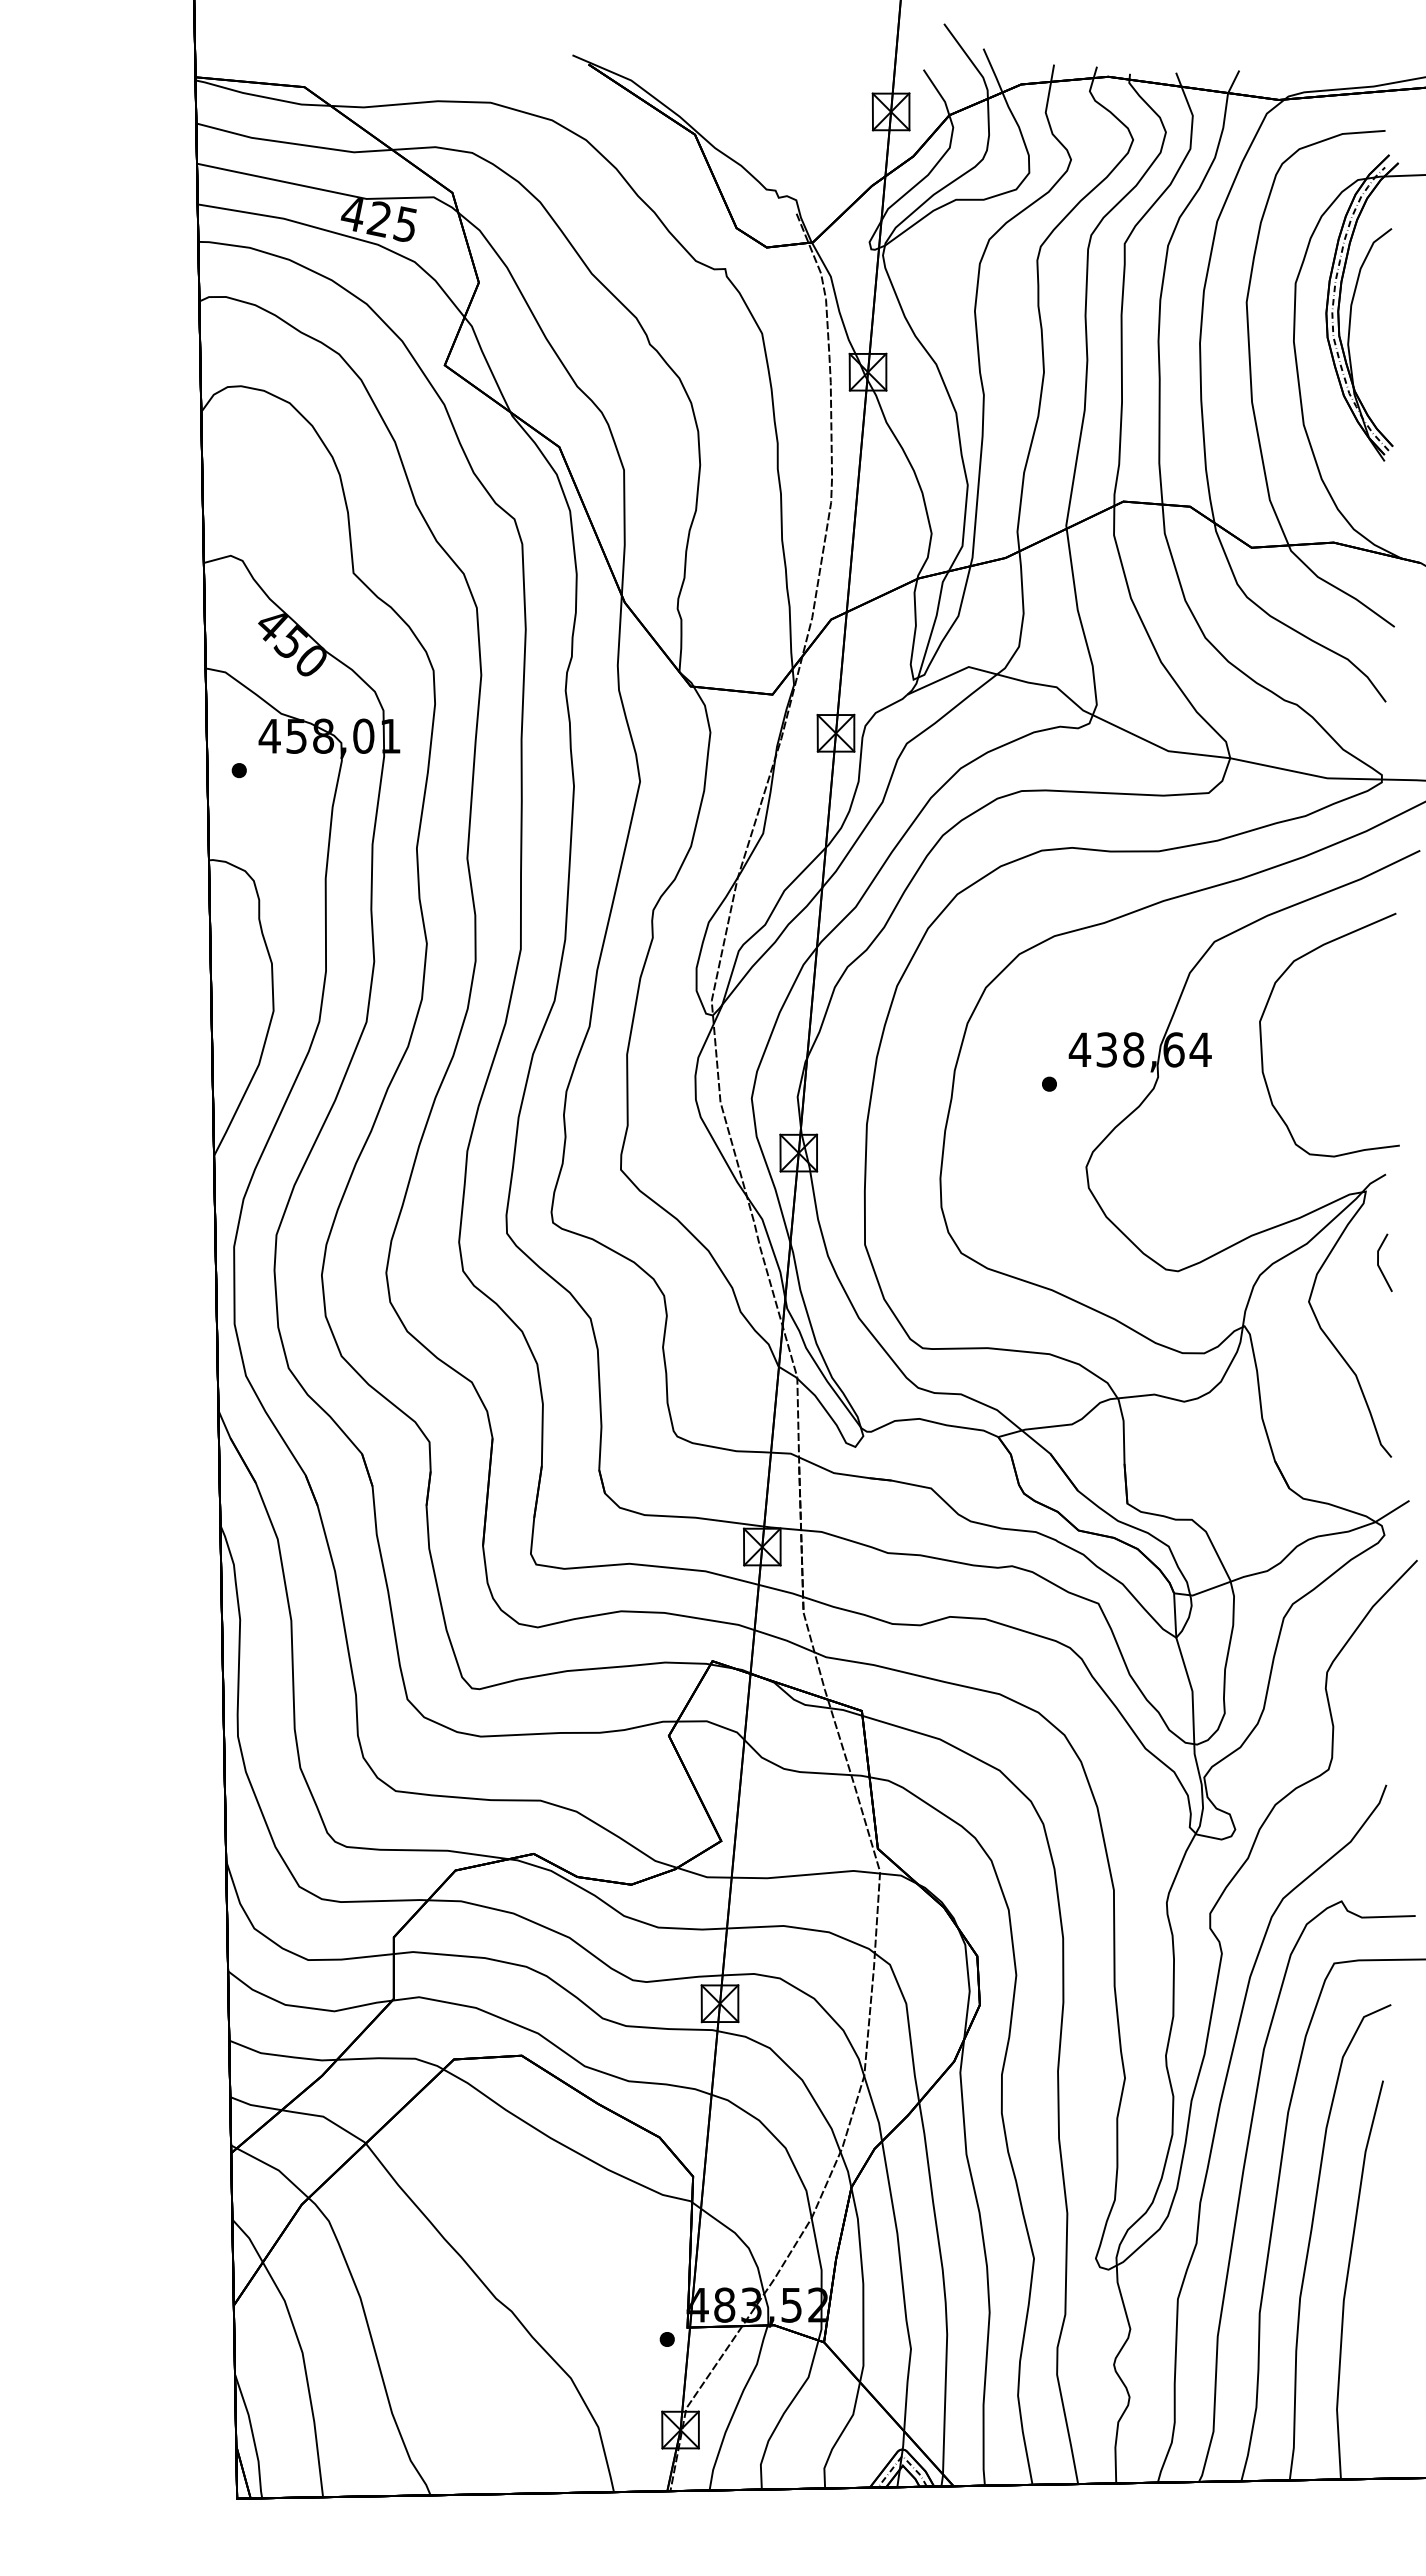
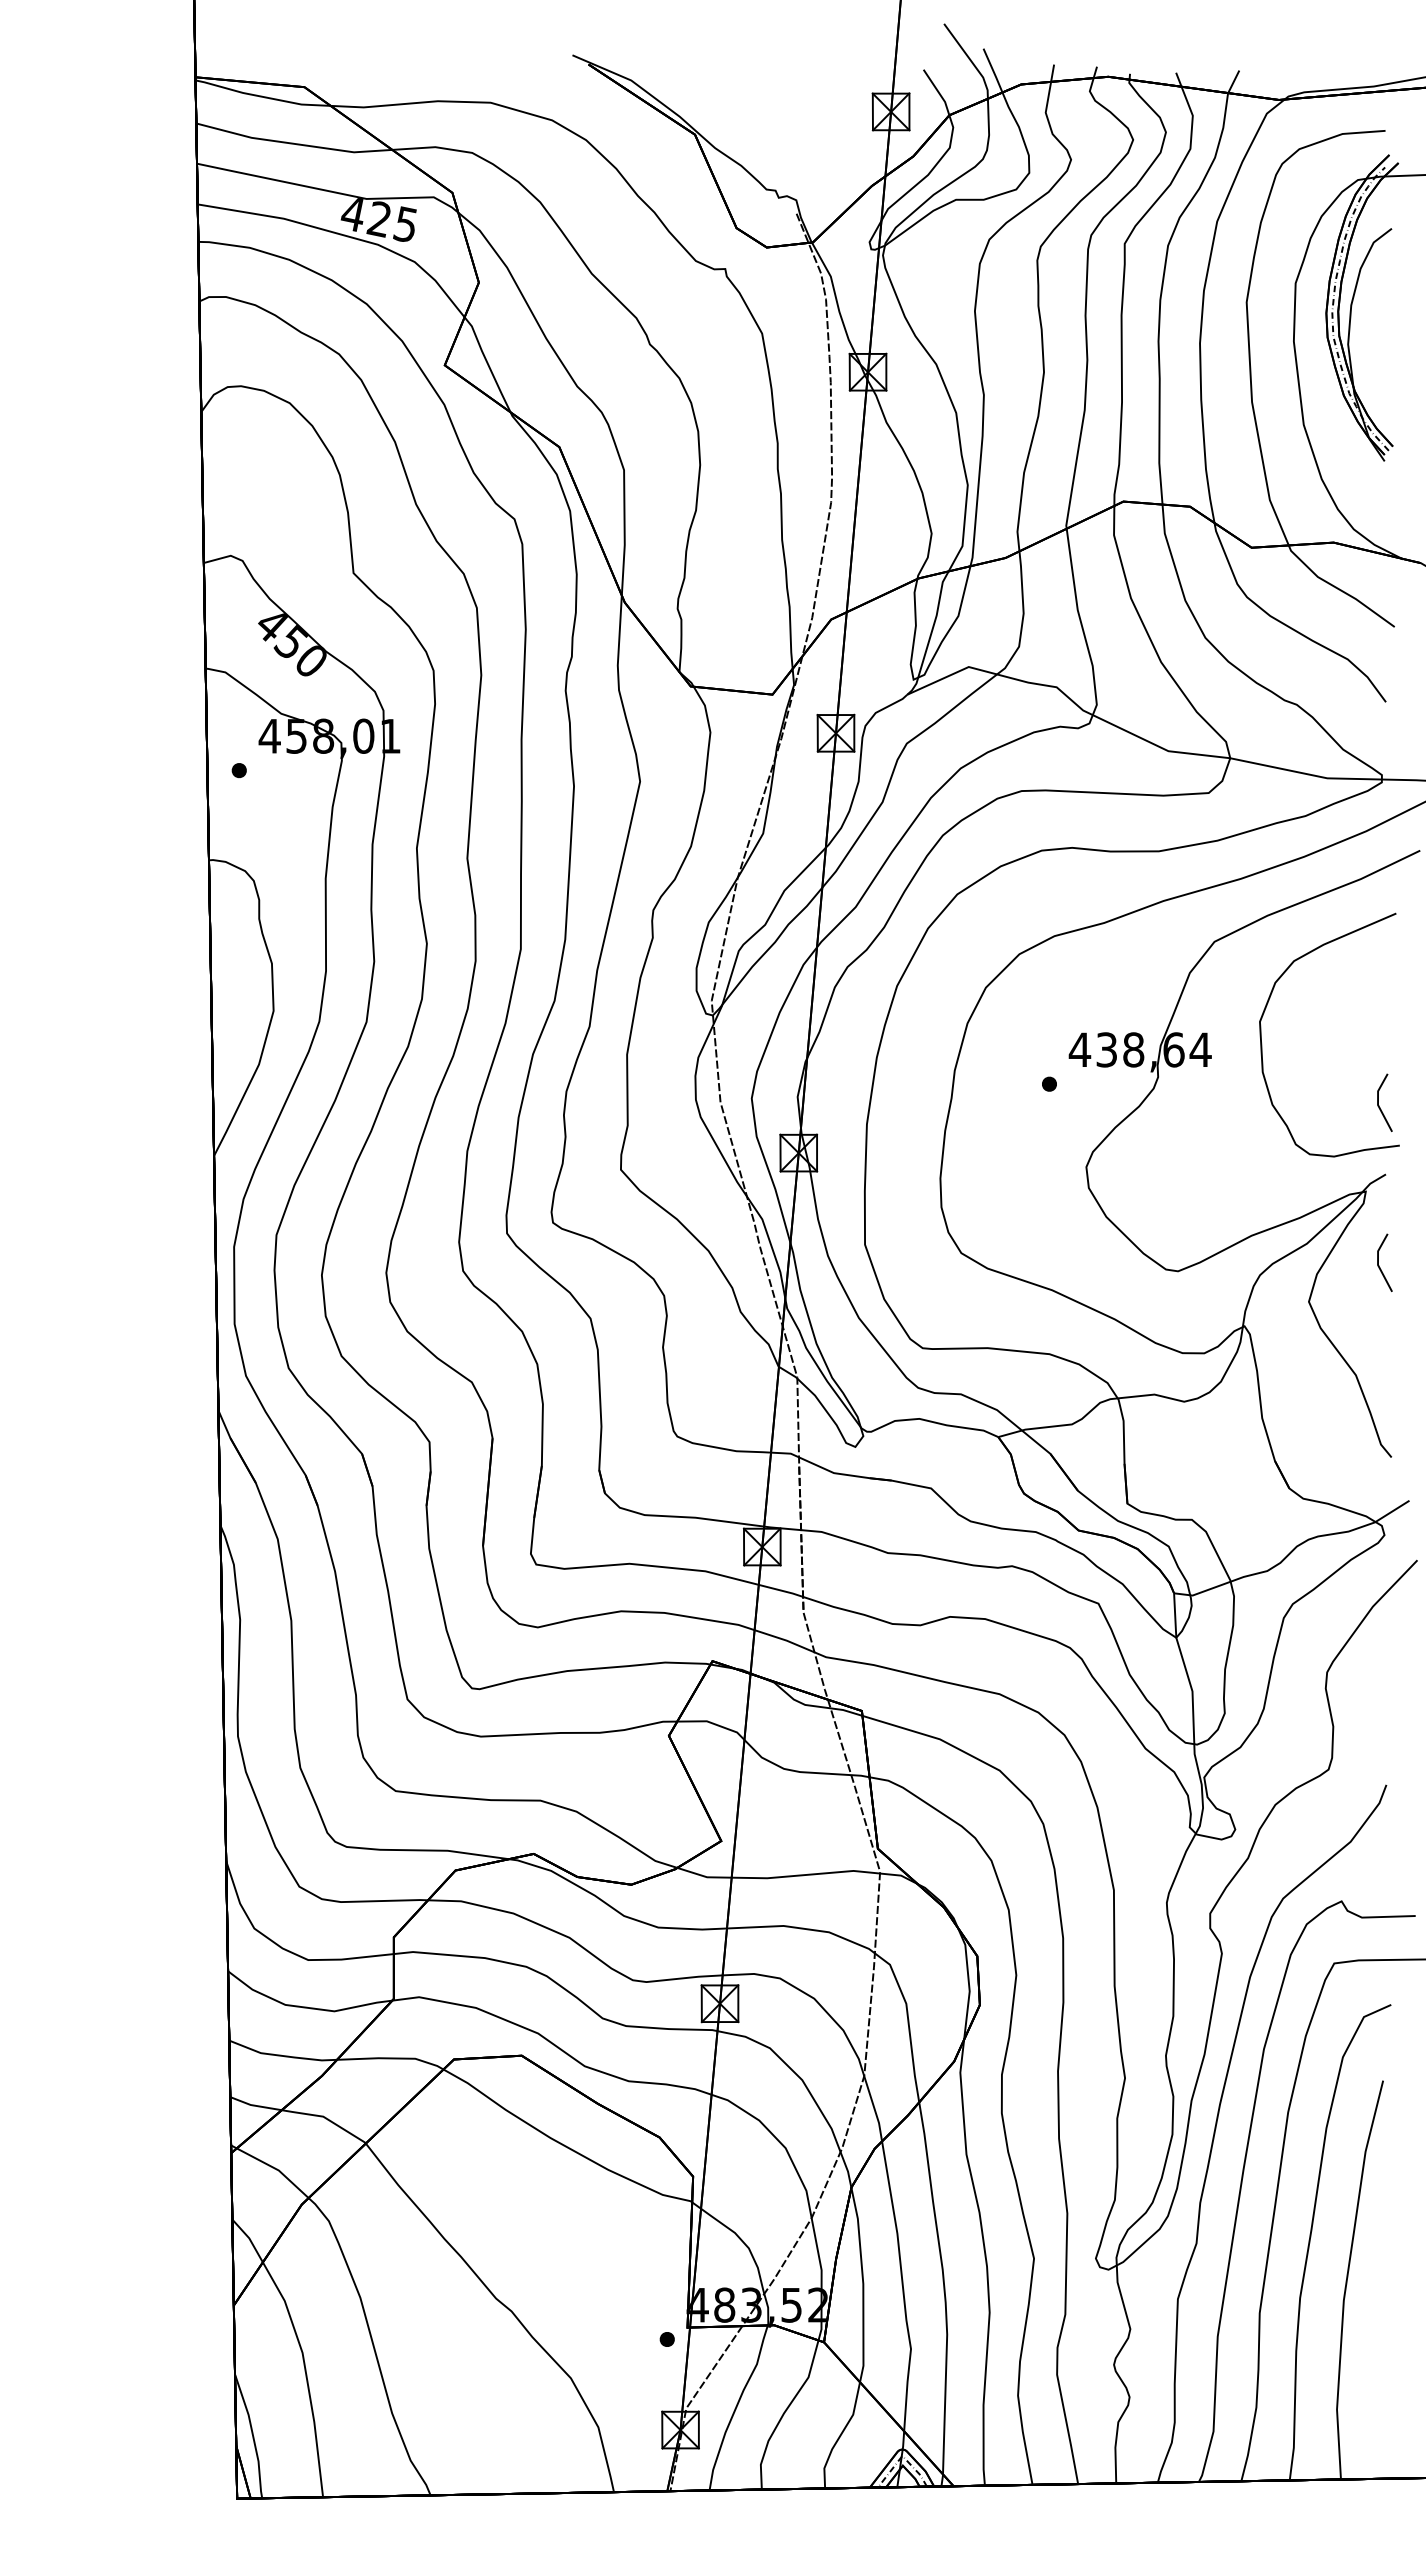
line: none -> present (1379, 1105)
